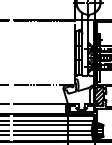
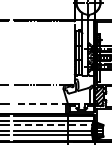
line: solid -> dashed (41, 104)
line: solid -> dashed (53, 125)
